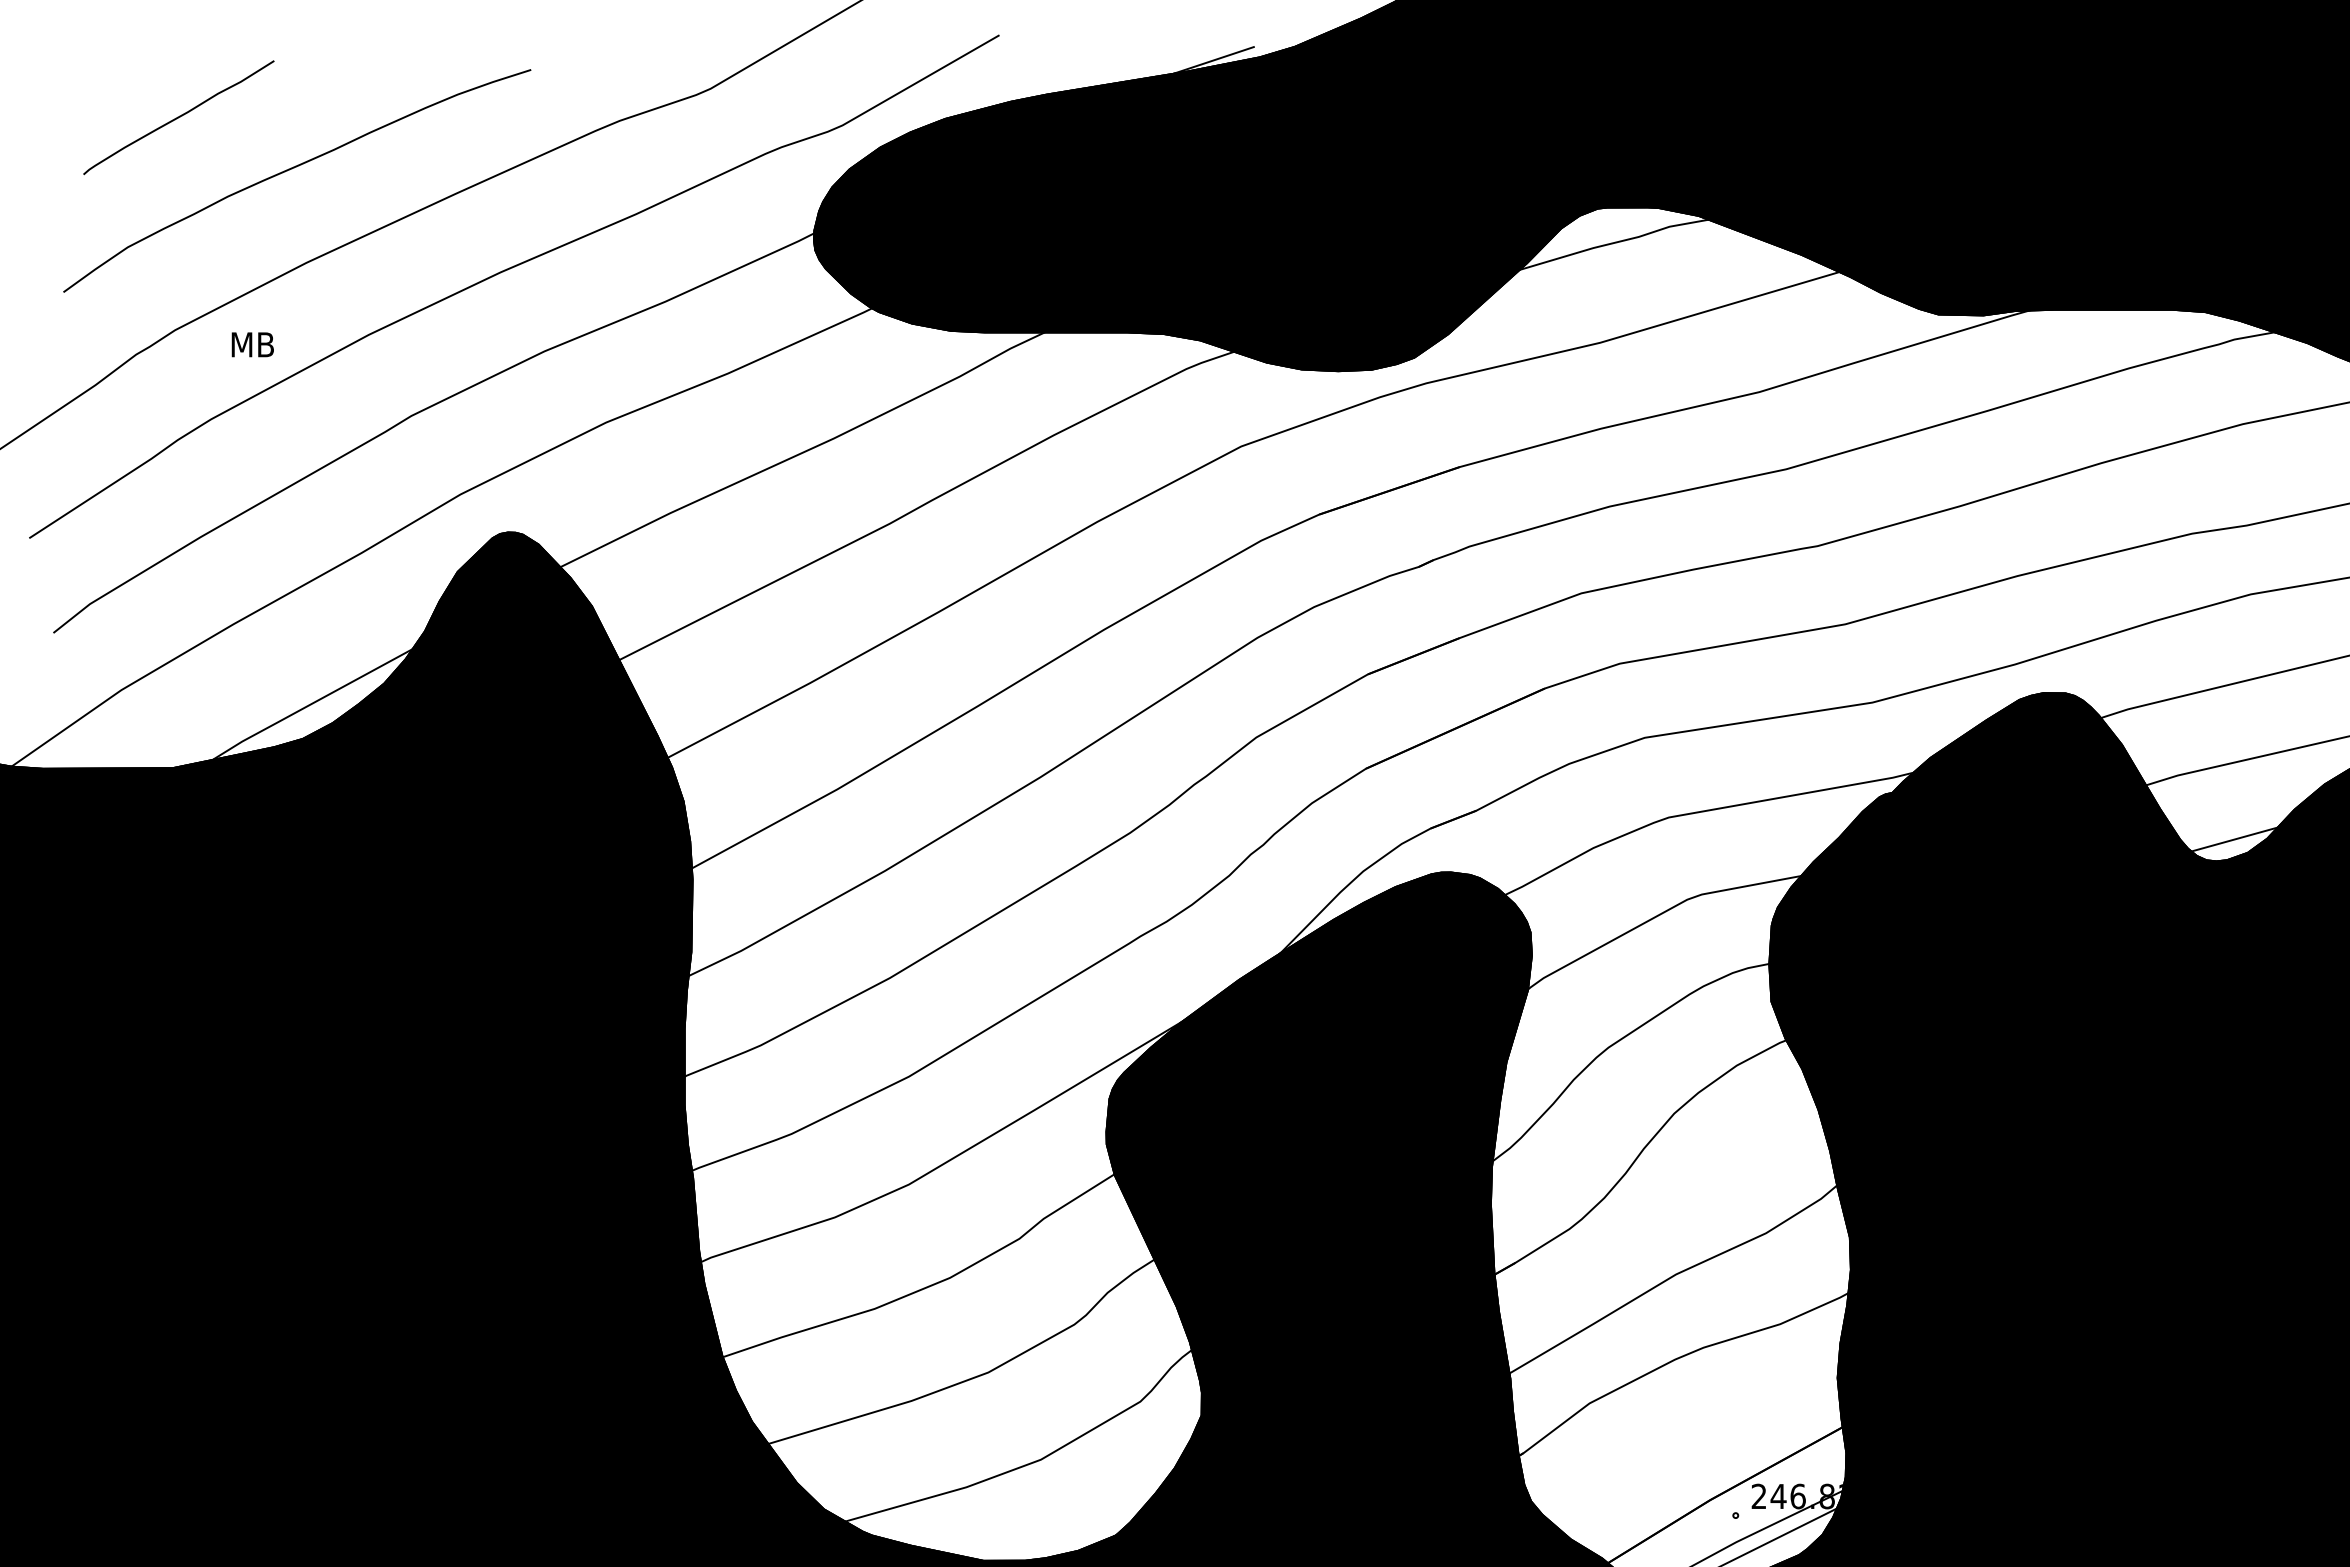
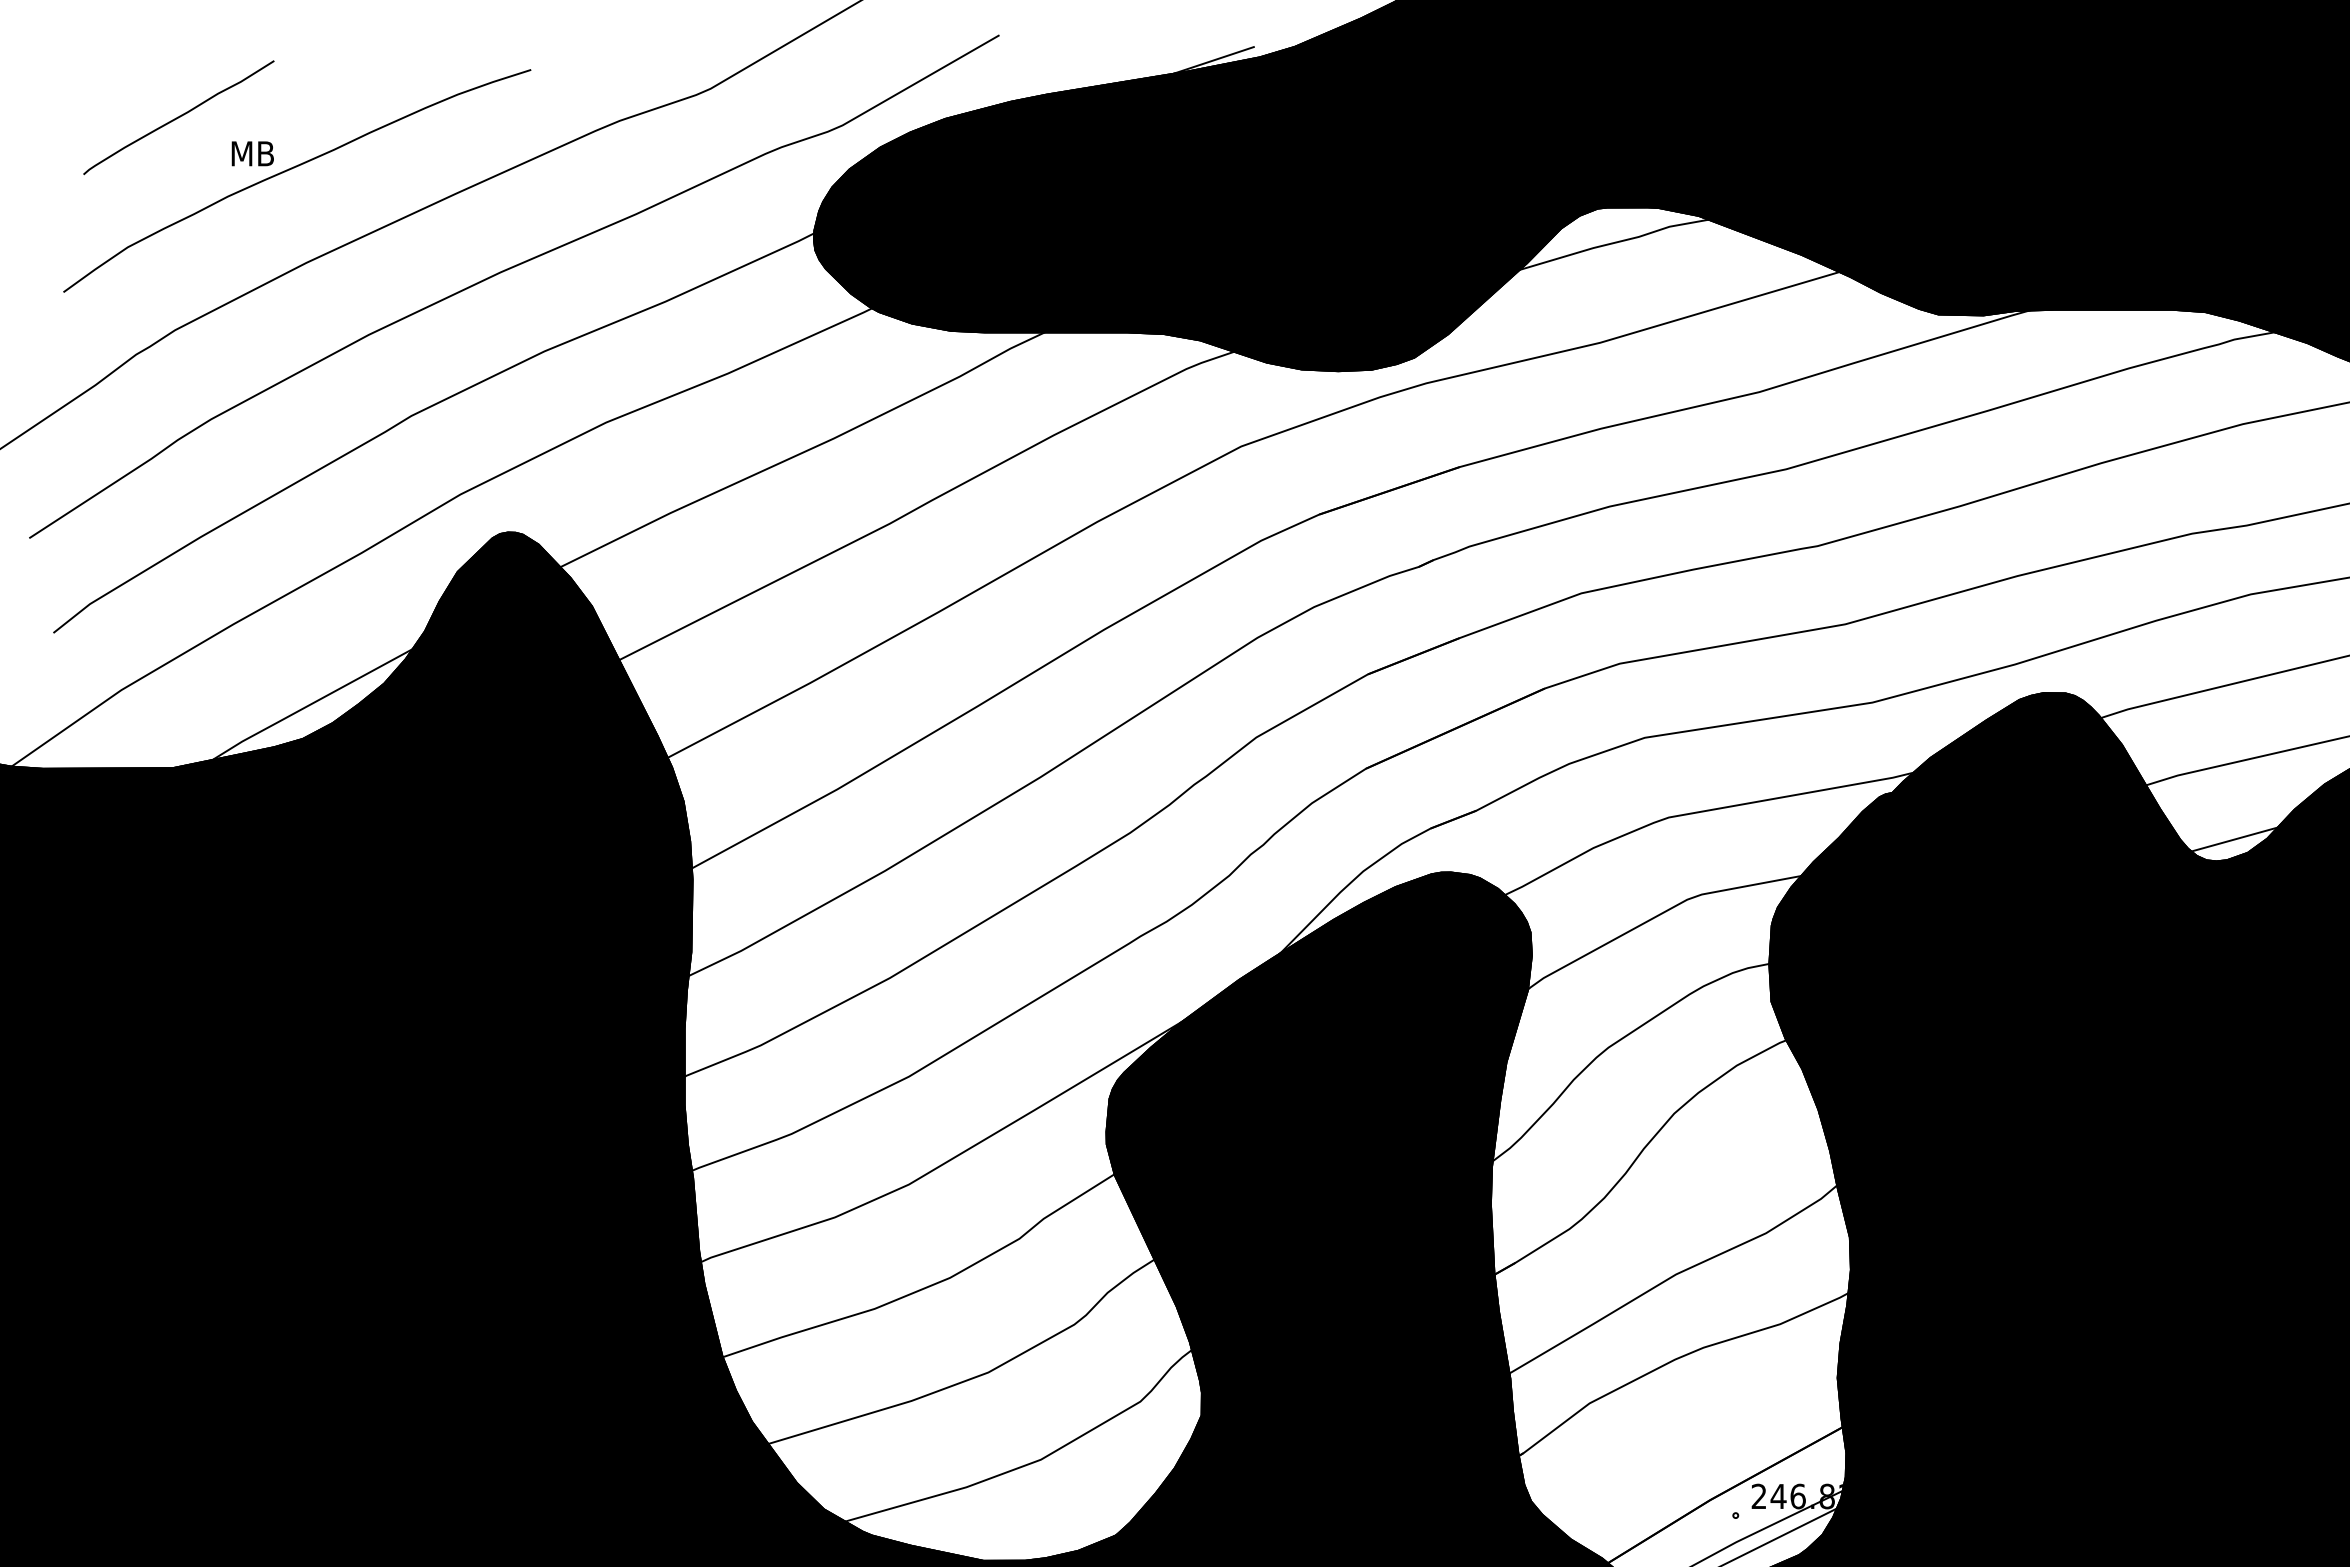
text position: (252, 344) -> (252, 153) (252, 153)
